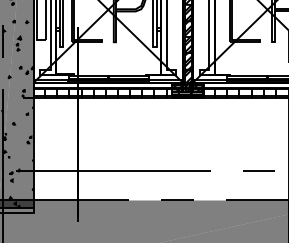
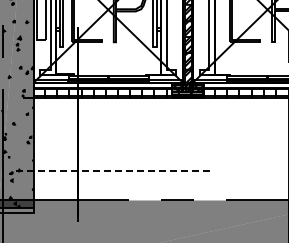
line: solid -> dashed (113, 170)
line: present -> none (258, 170)
